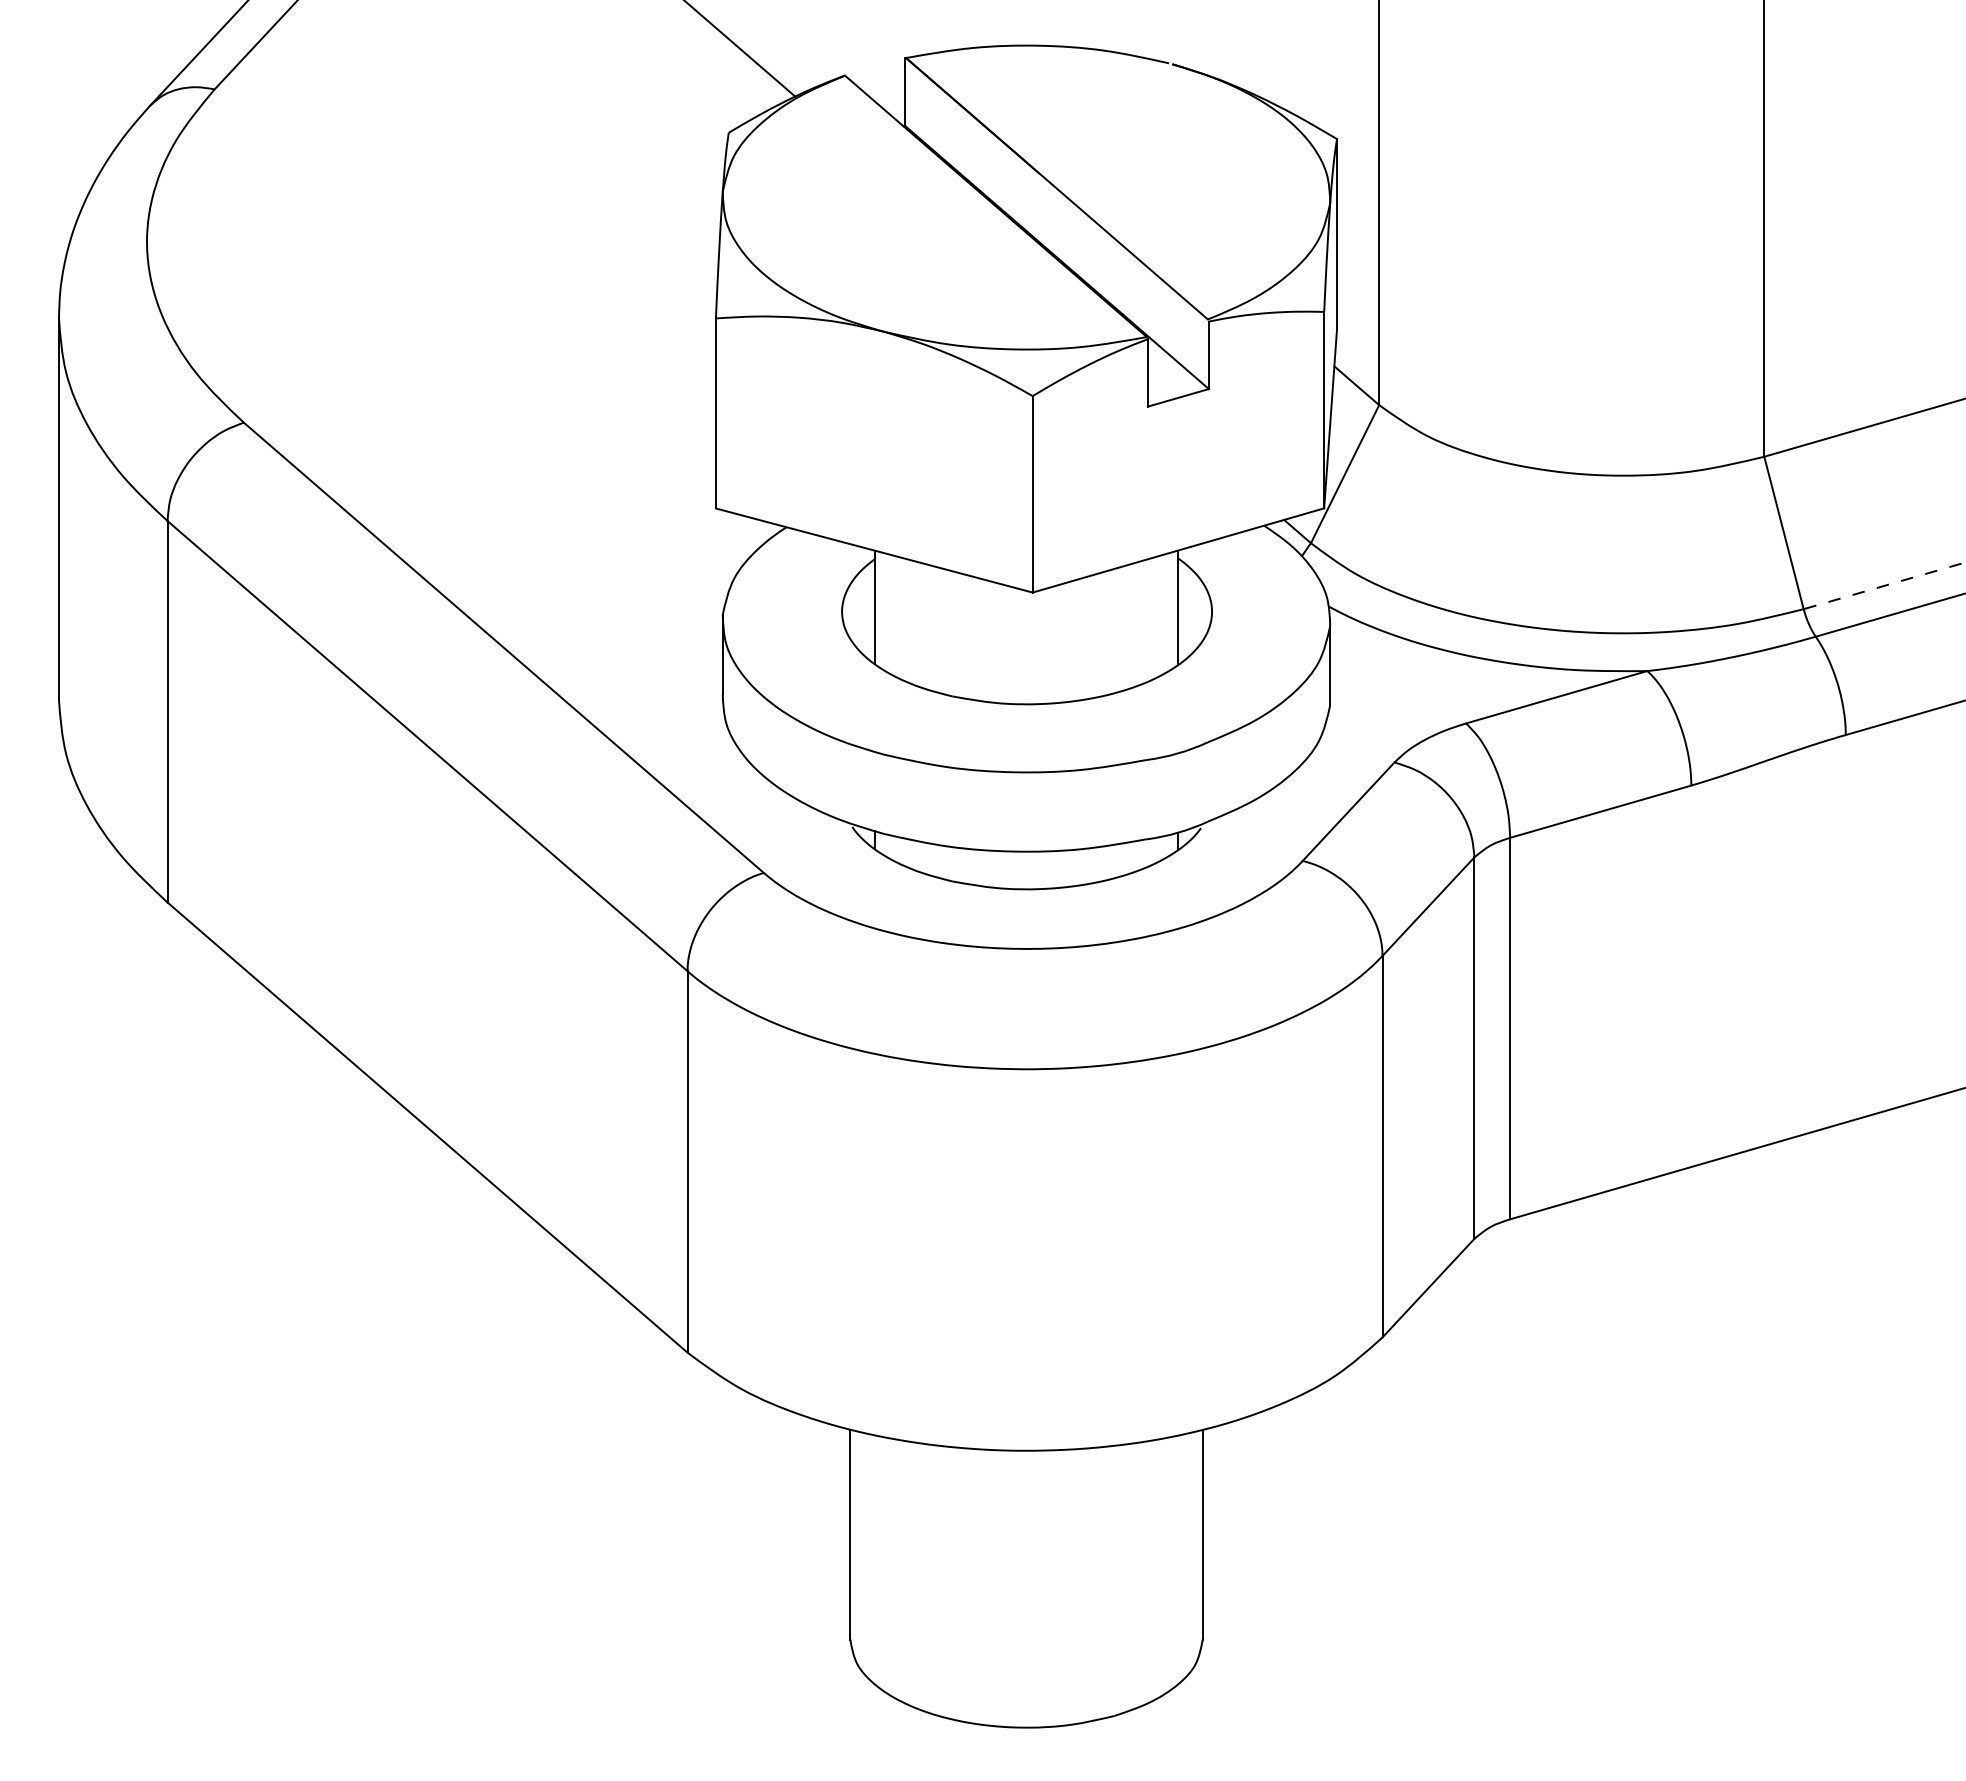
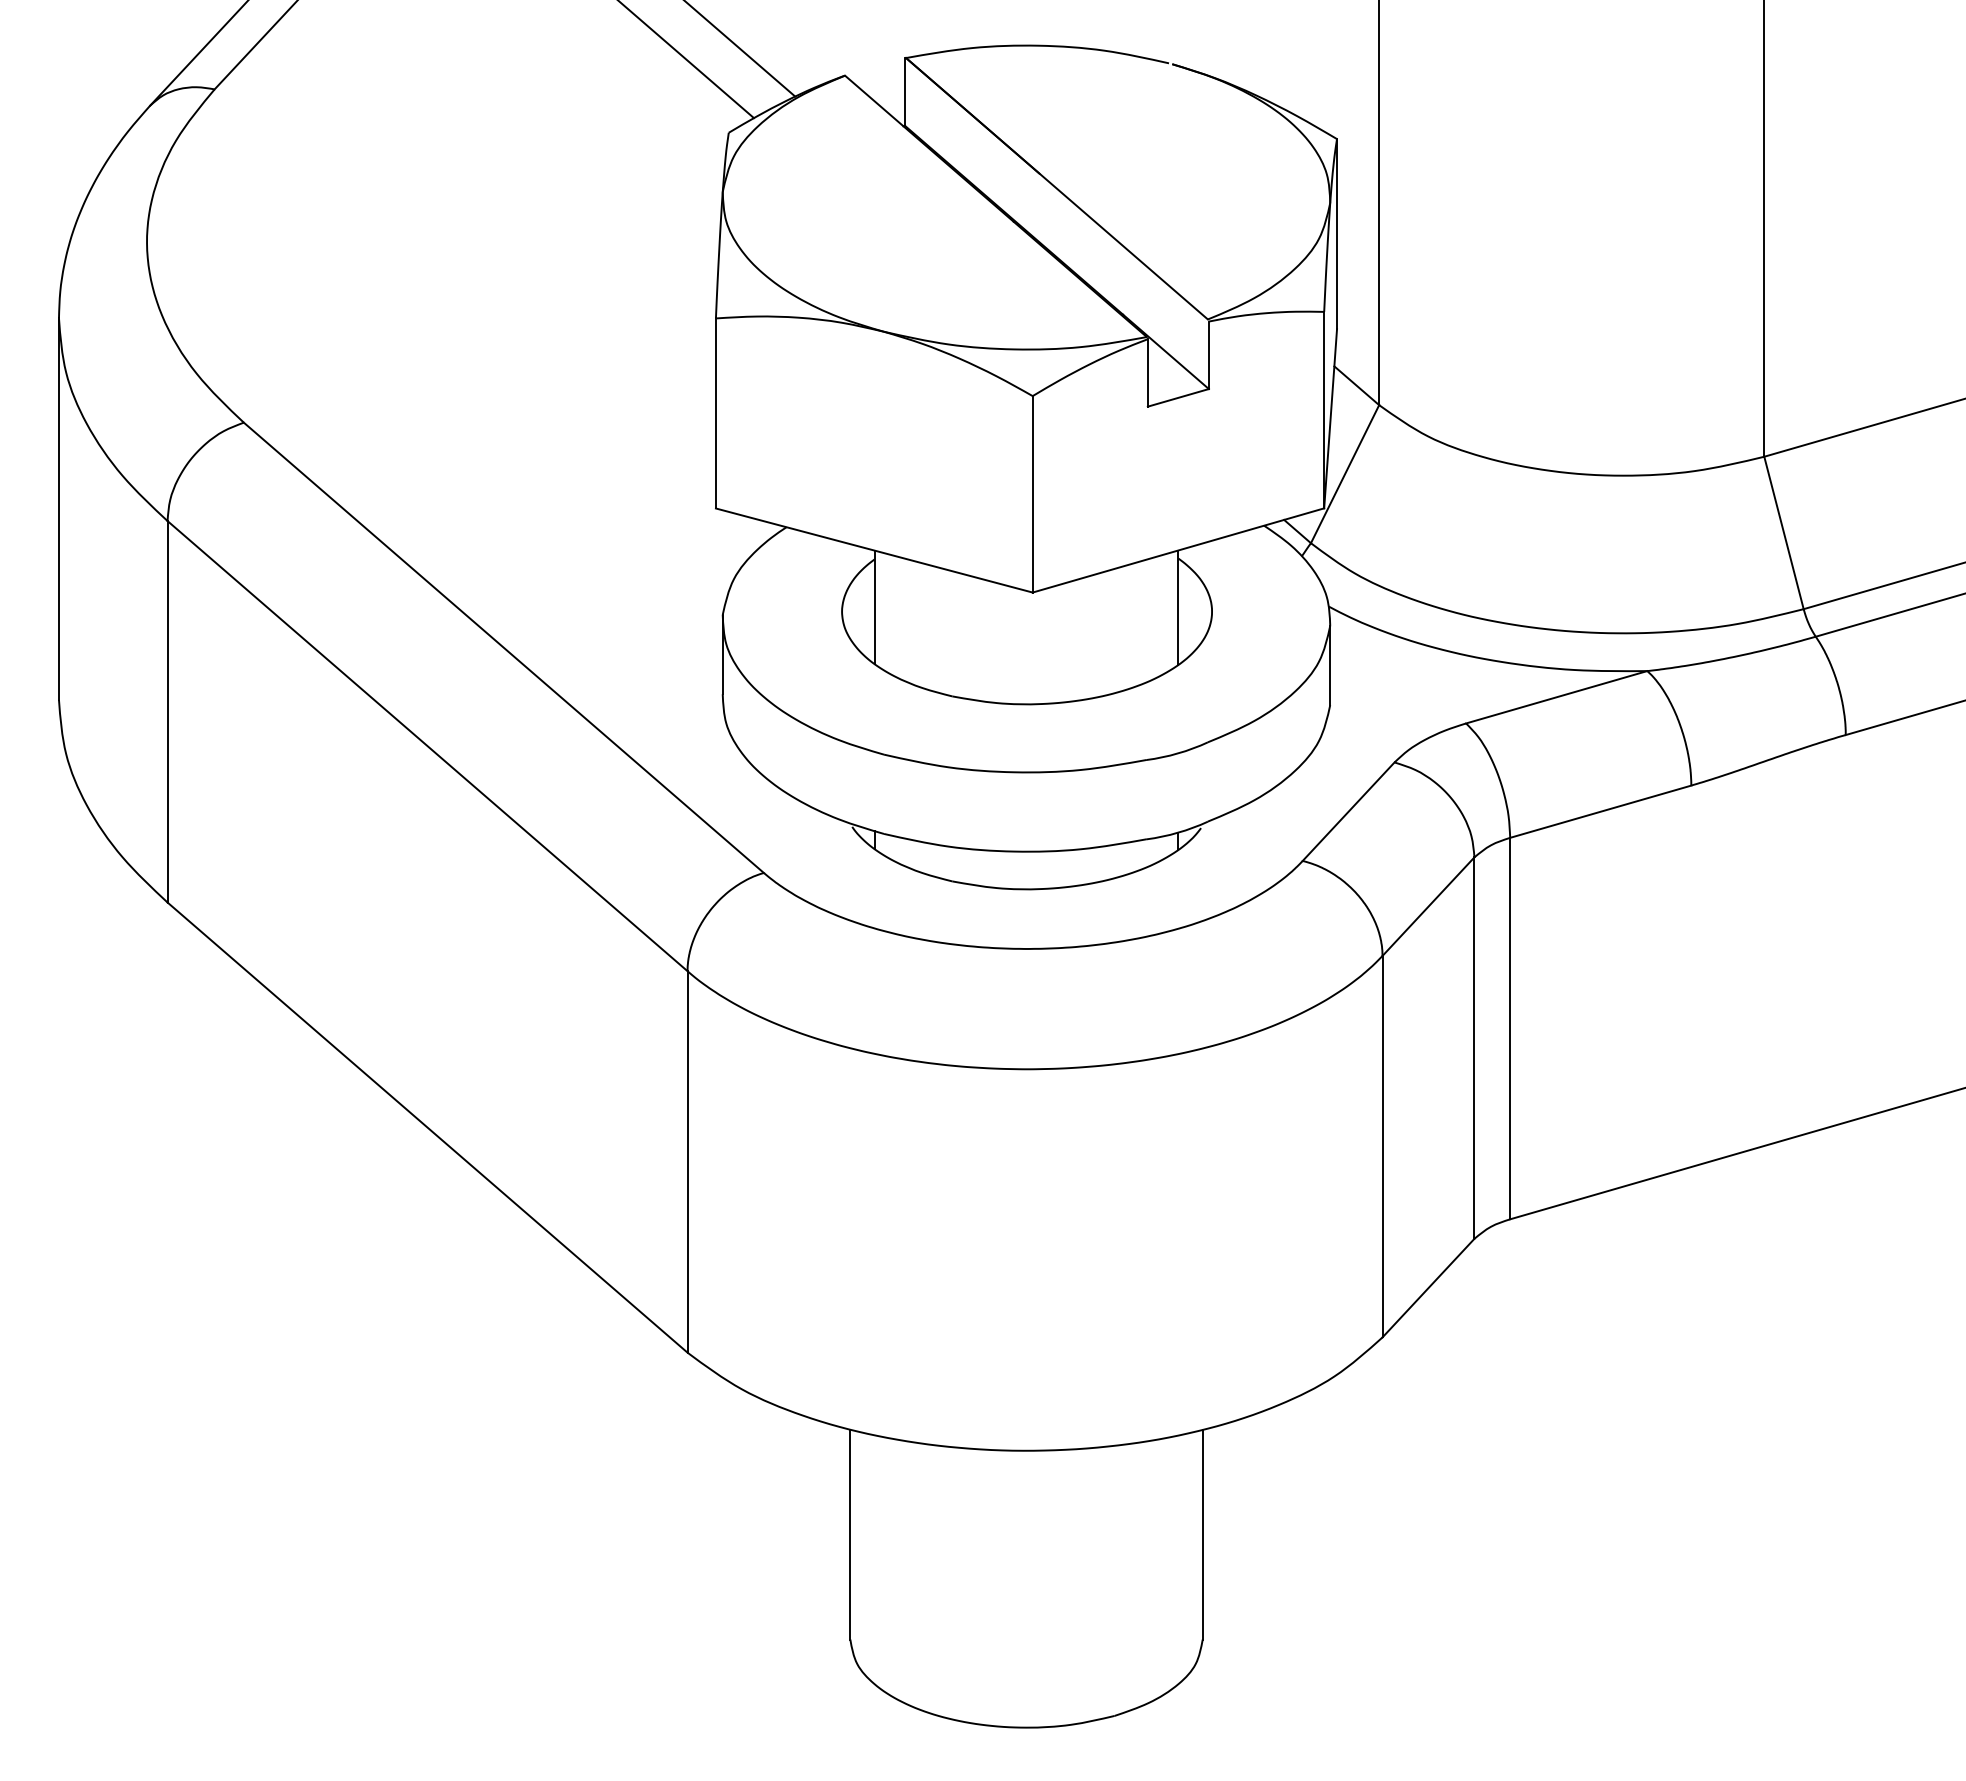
line: none -> present (686, 60)
line: dashed -> solid (1884, 585)
